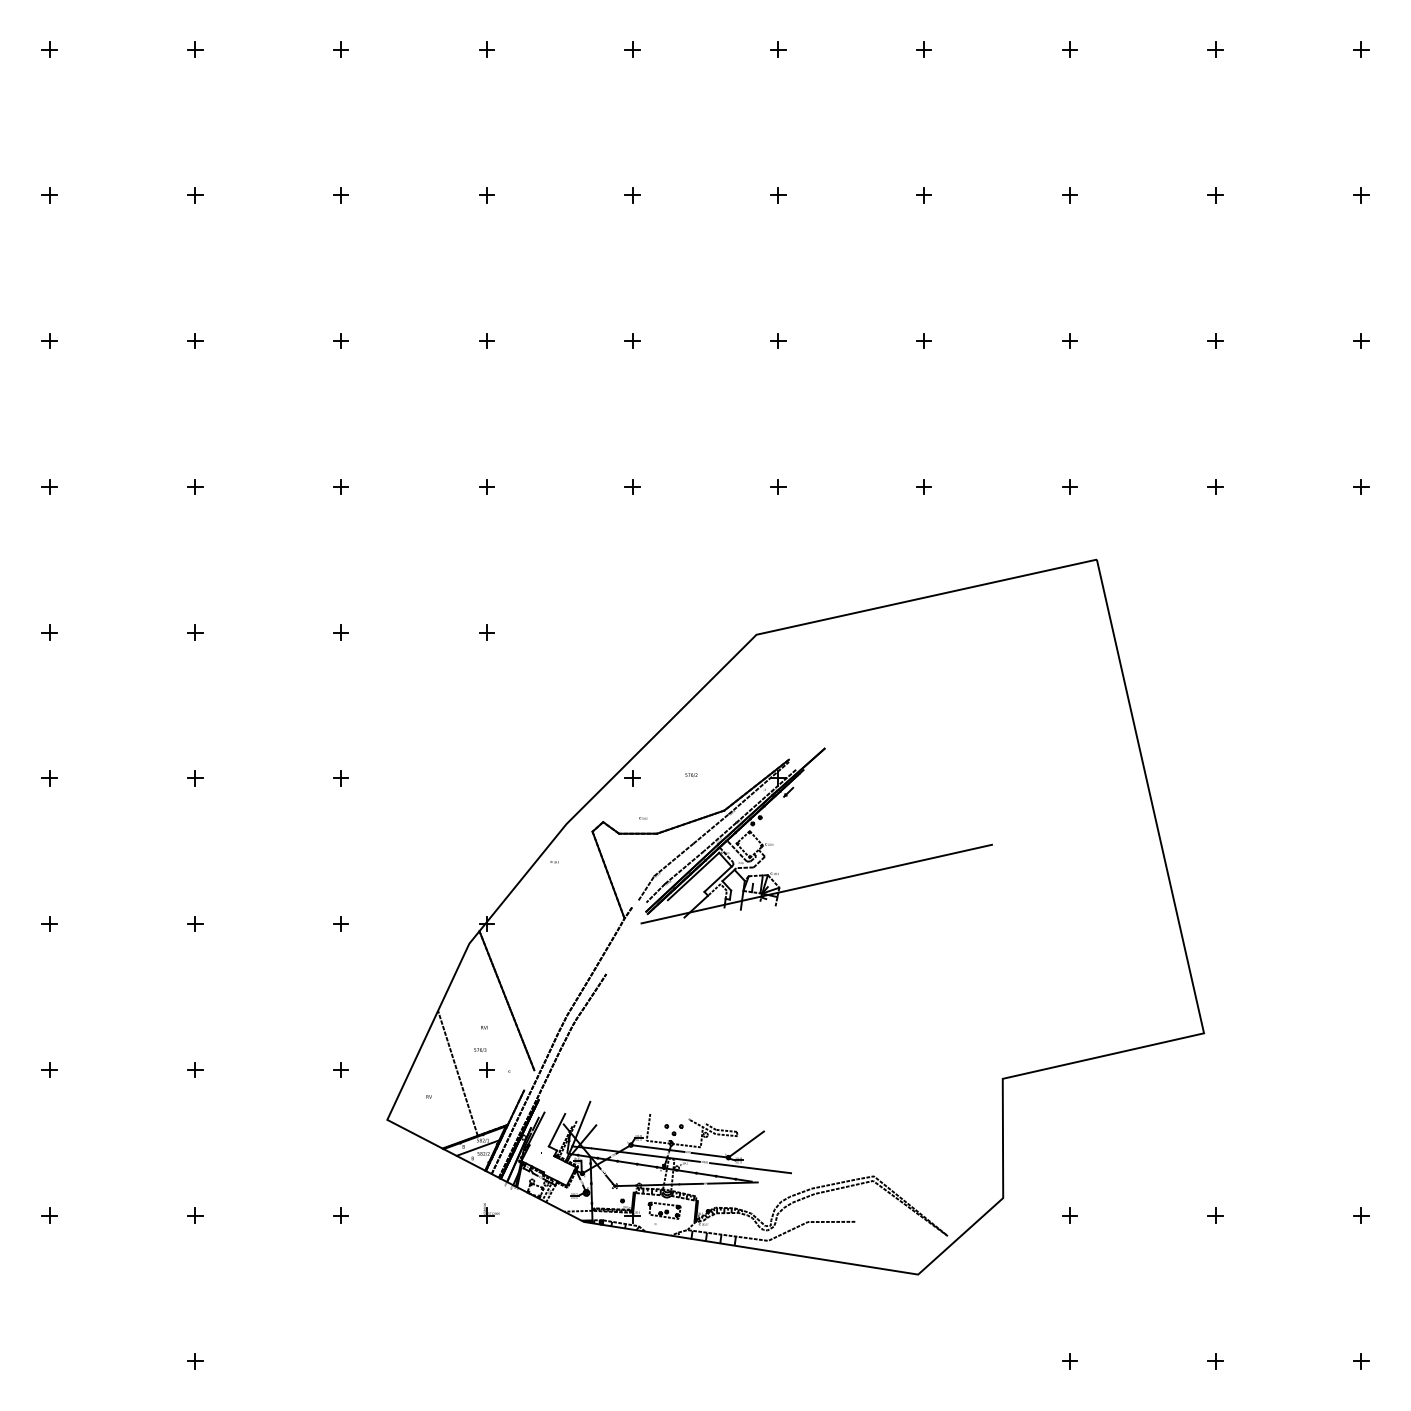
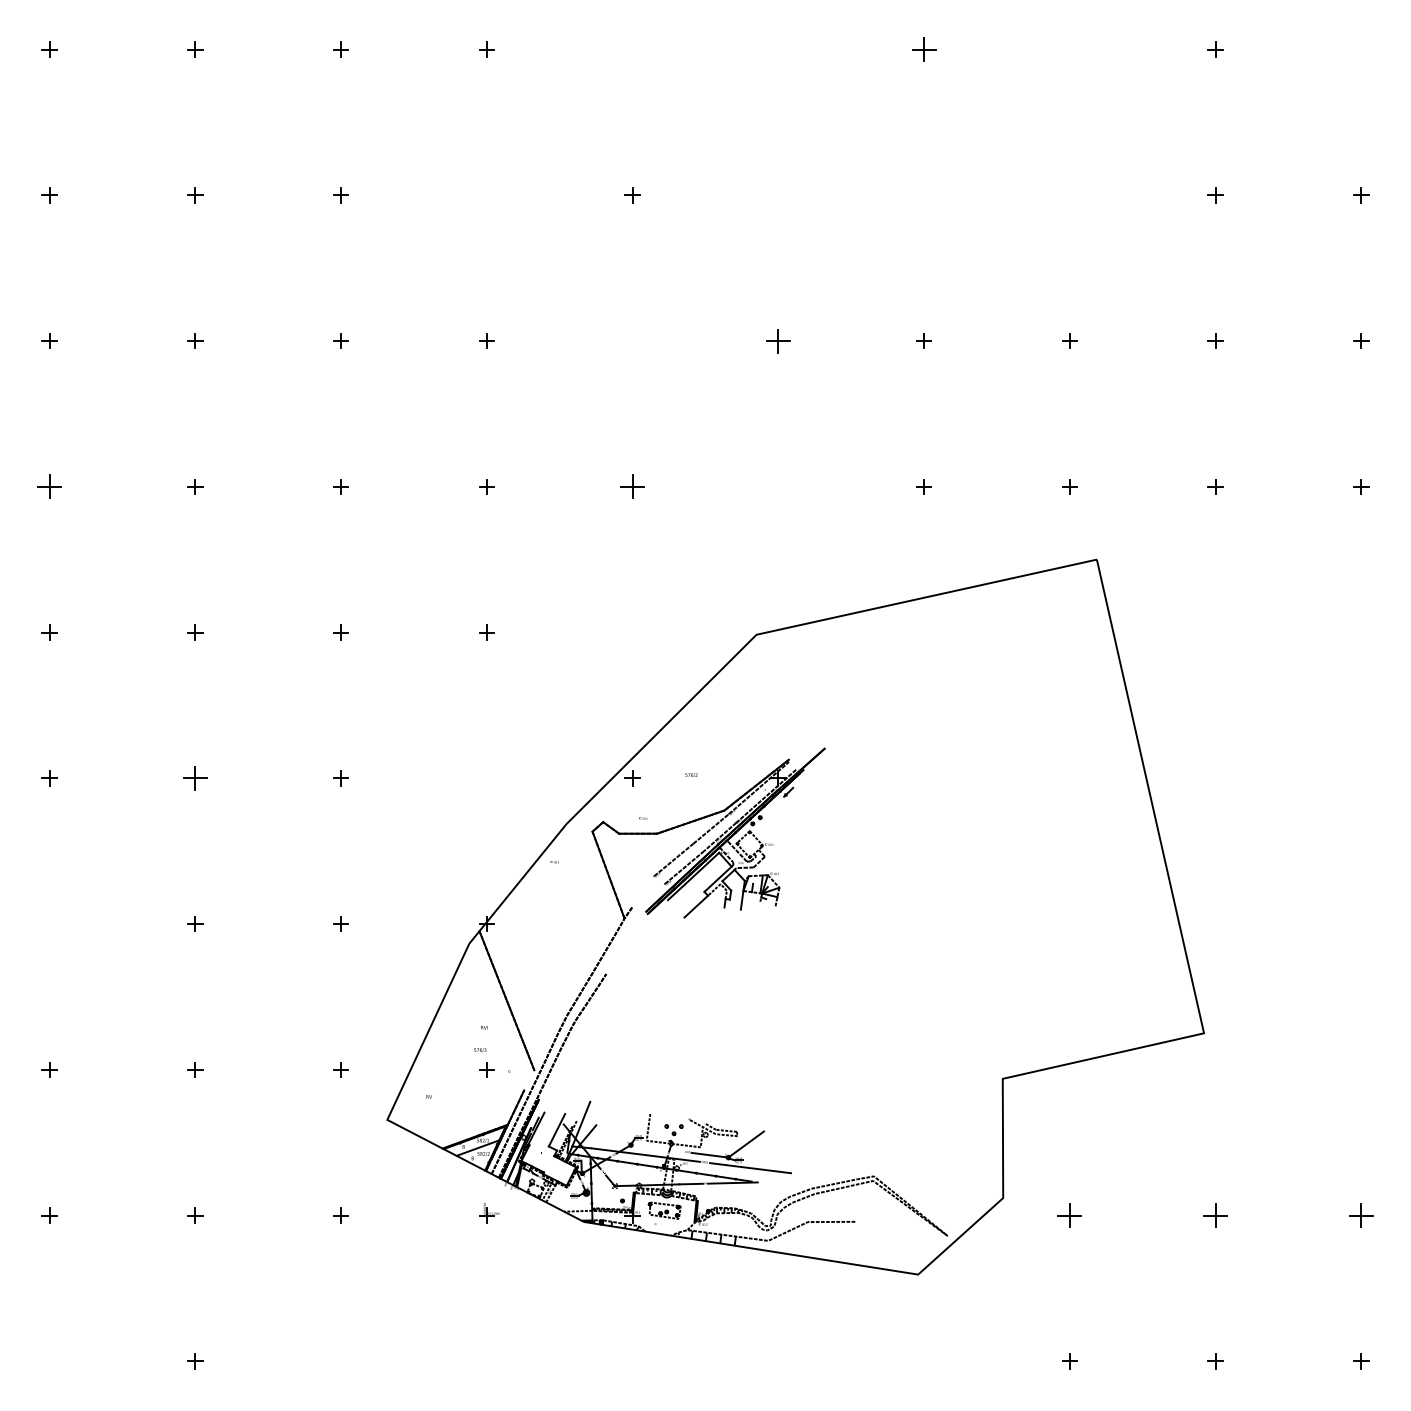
part: present -> none (632, 49)
part: present -> none (778, 49)
part size: 16x17 px -> 25x25 px (924, 49)
part: present -> none (1069, 49)
part: present -> none (1361, 49)
part: present -> none (486, 195)
part: present -> none (778, 195)
part: present -> none (923, 195)
part: present -> none (1069, 195)
part: present -> none (632, 340)
part size: 17x16 px -> 25x25 px (778, 341)
part size: 17x16 px -> 25x25 px (49, 486)
part size: 17x16 px -> 25x25 px (632, 486)
part: present -> none (778, 486)
part size: 17x17 px -> 25x25 px (195, 778)
line: present -> none (816, 883)
line: present -> none (646, 888)
line: present -> none (655, 893)
part: present -> none (49, 923)
line: present -> none (457, 1072)
line: present -> none (658, 1148)
part size: 16x17 px -> 25x25 px (1069, 1215)
part size: 17x17 px -> 25x25 px (1215, 1215)
part size: 17x17 px -> 25x25 px (1361, 1215)
